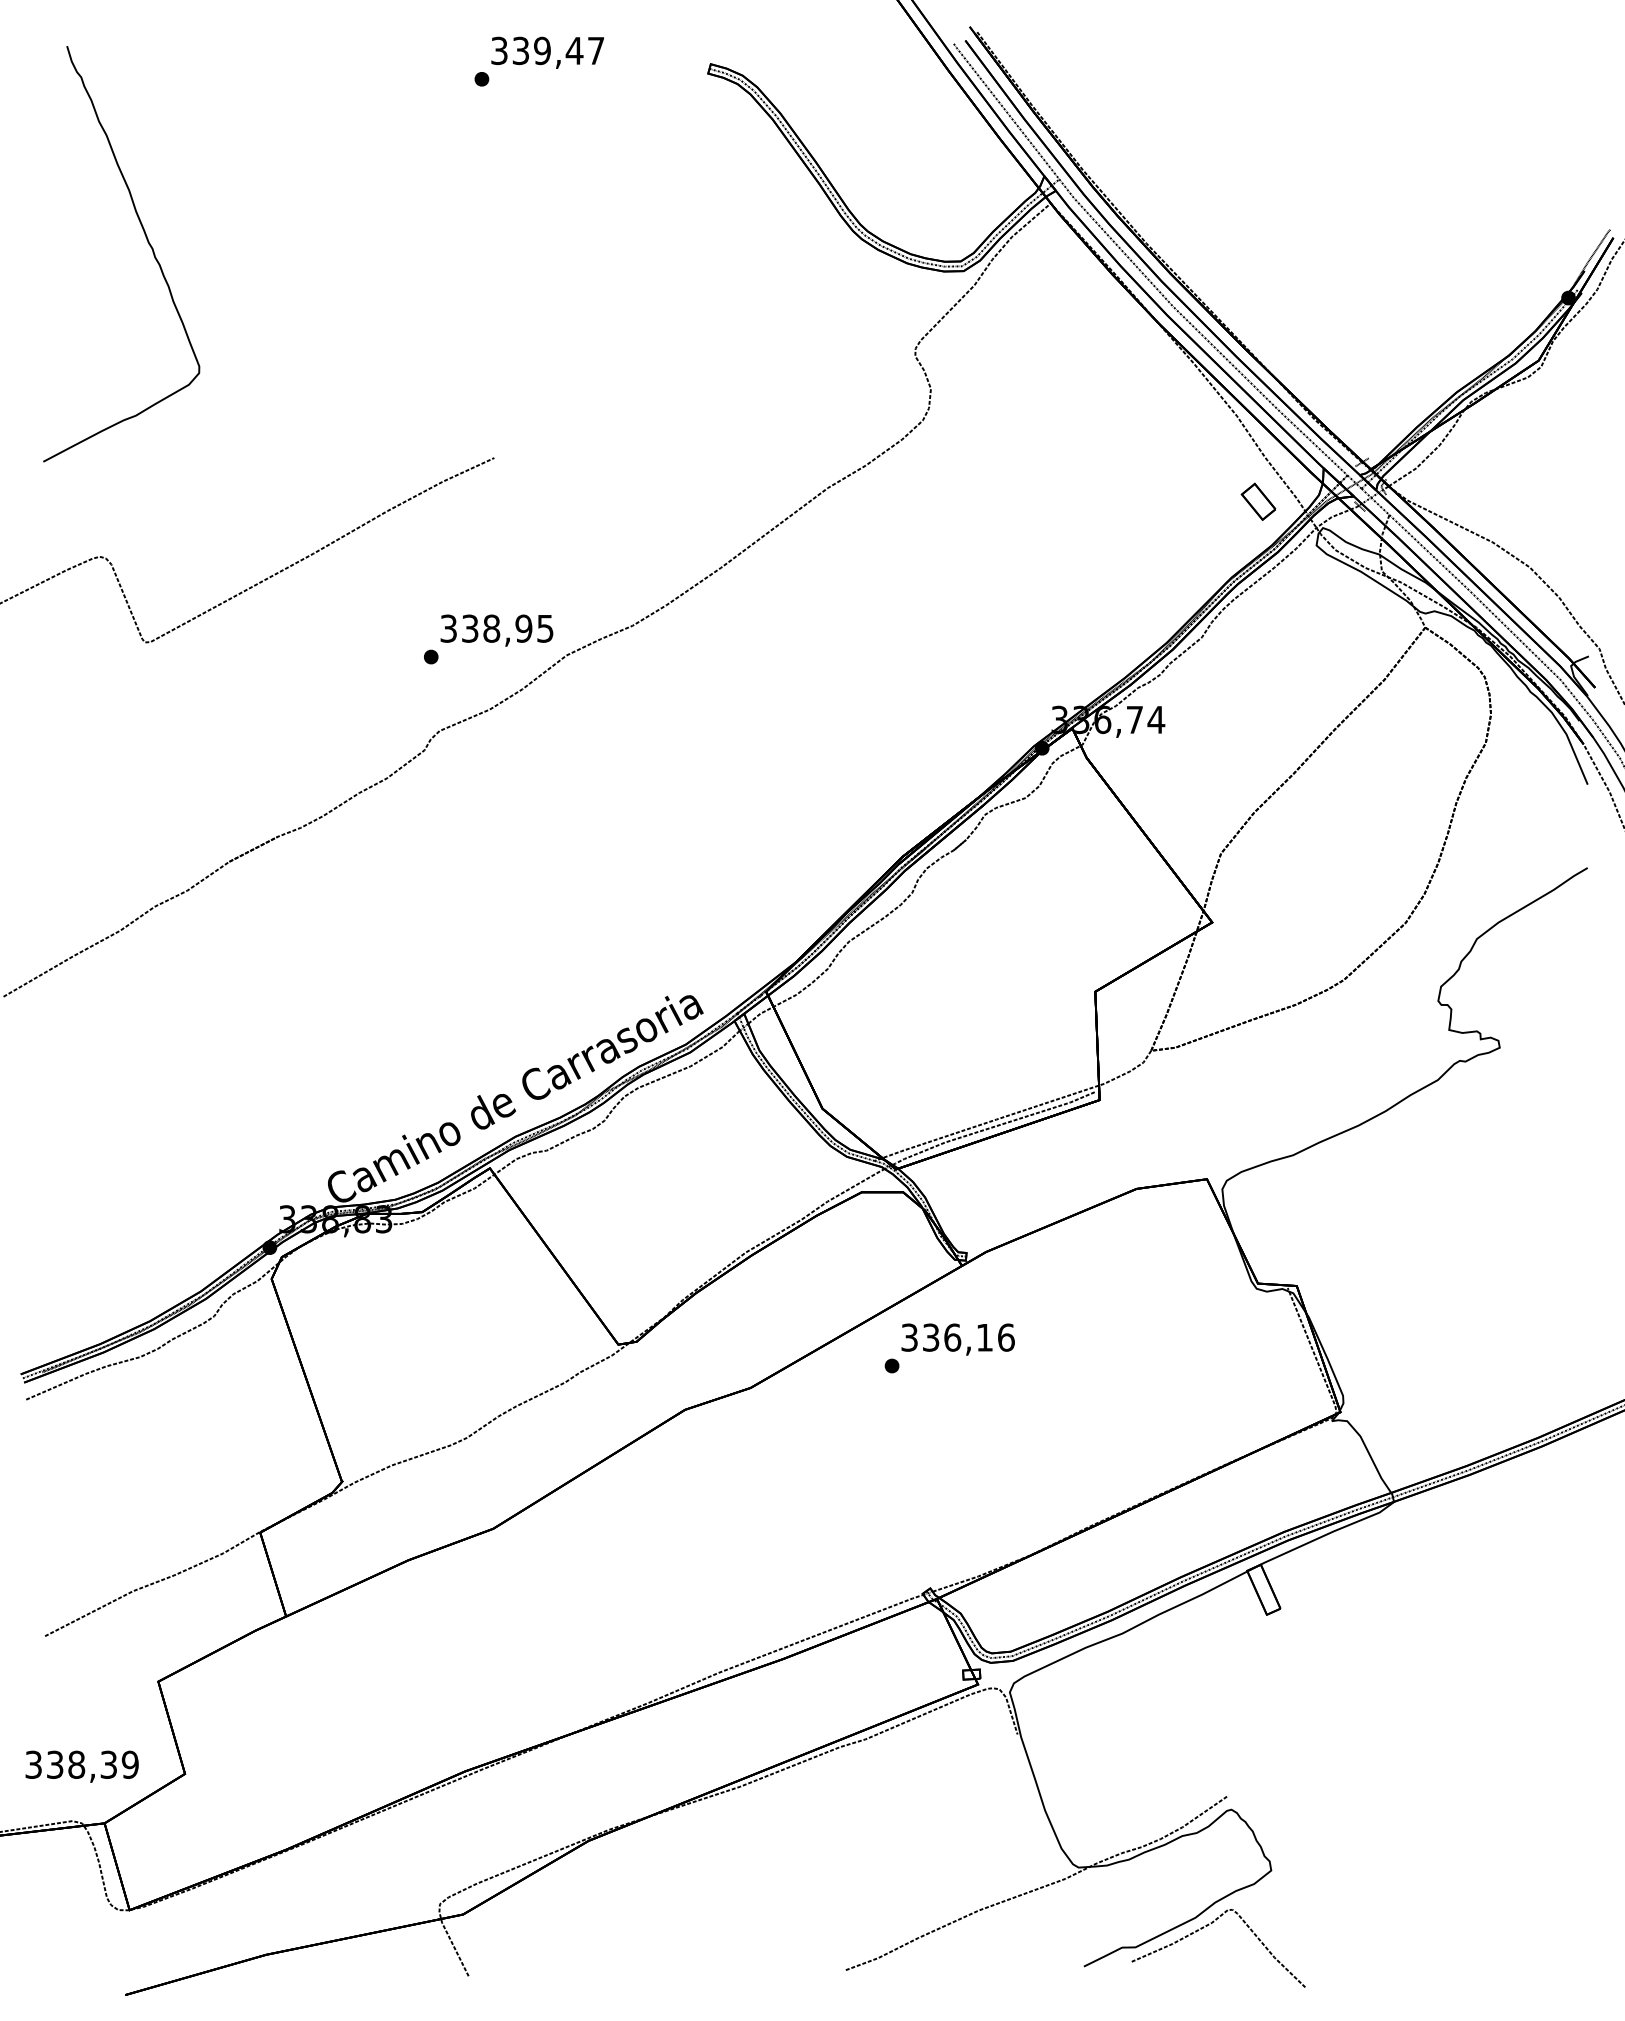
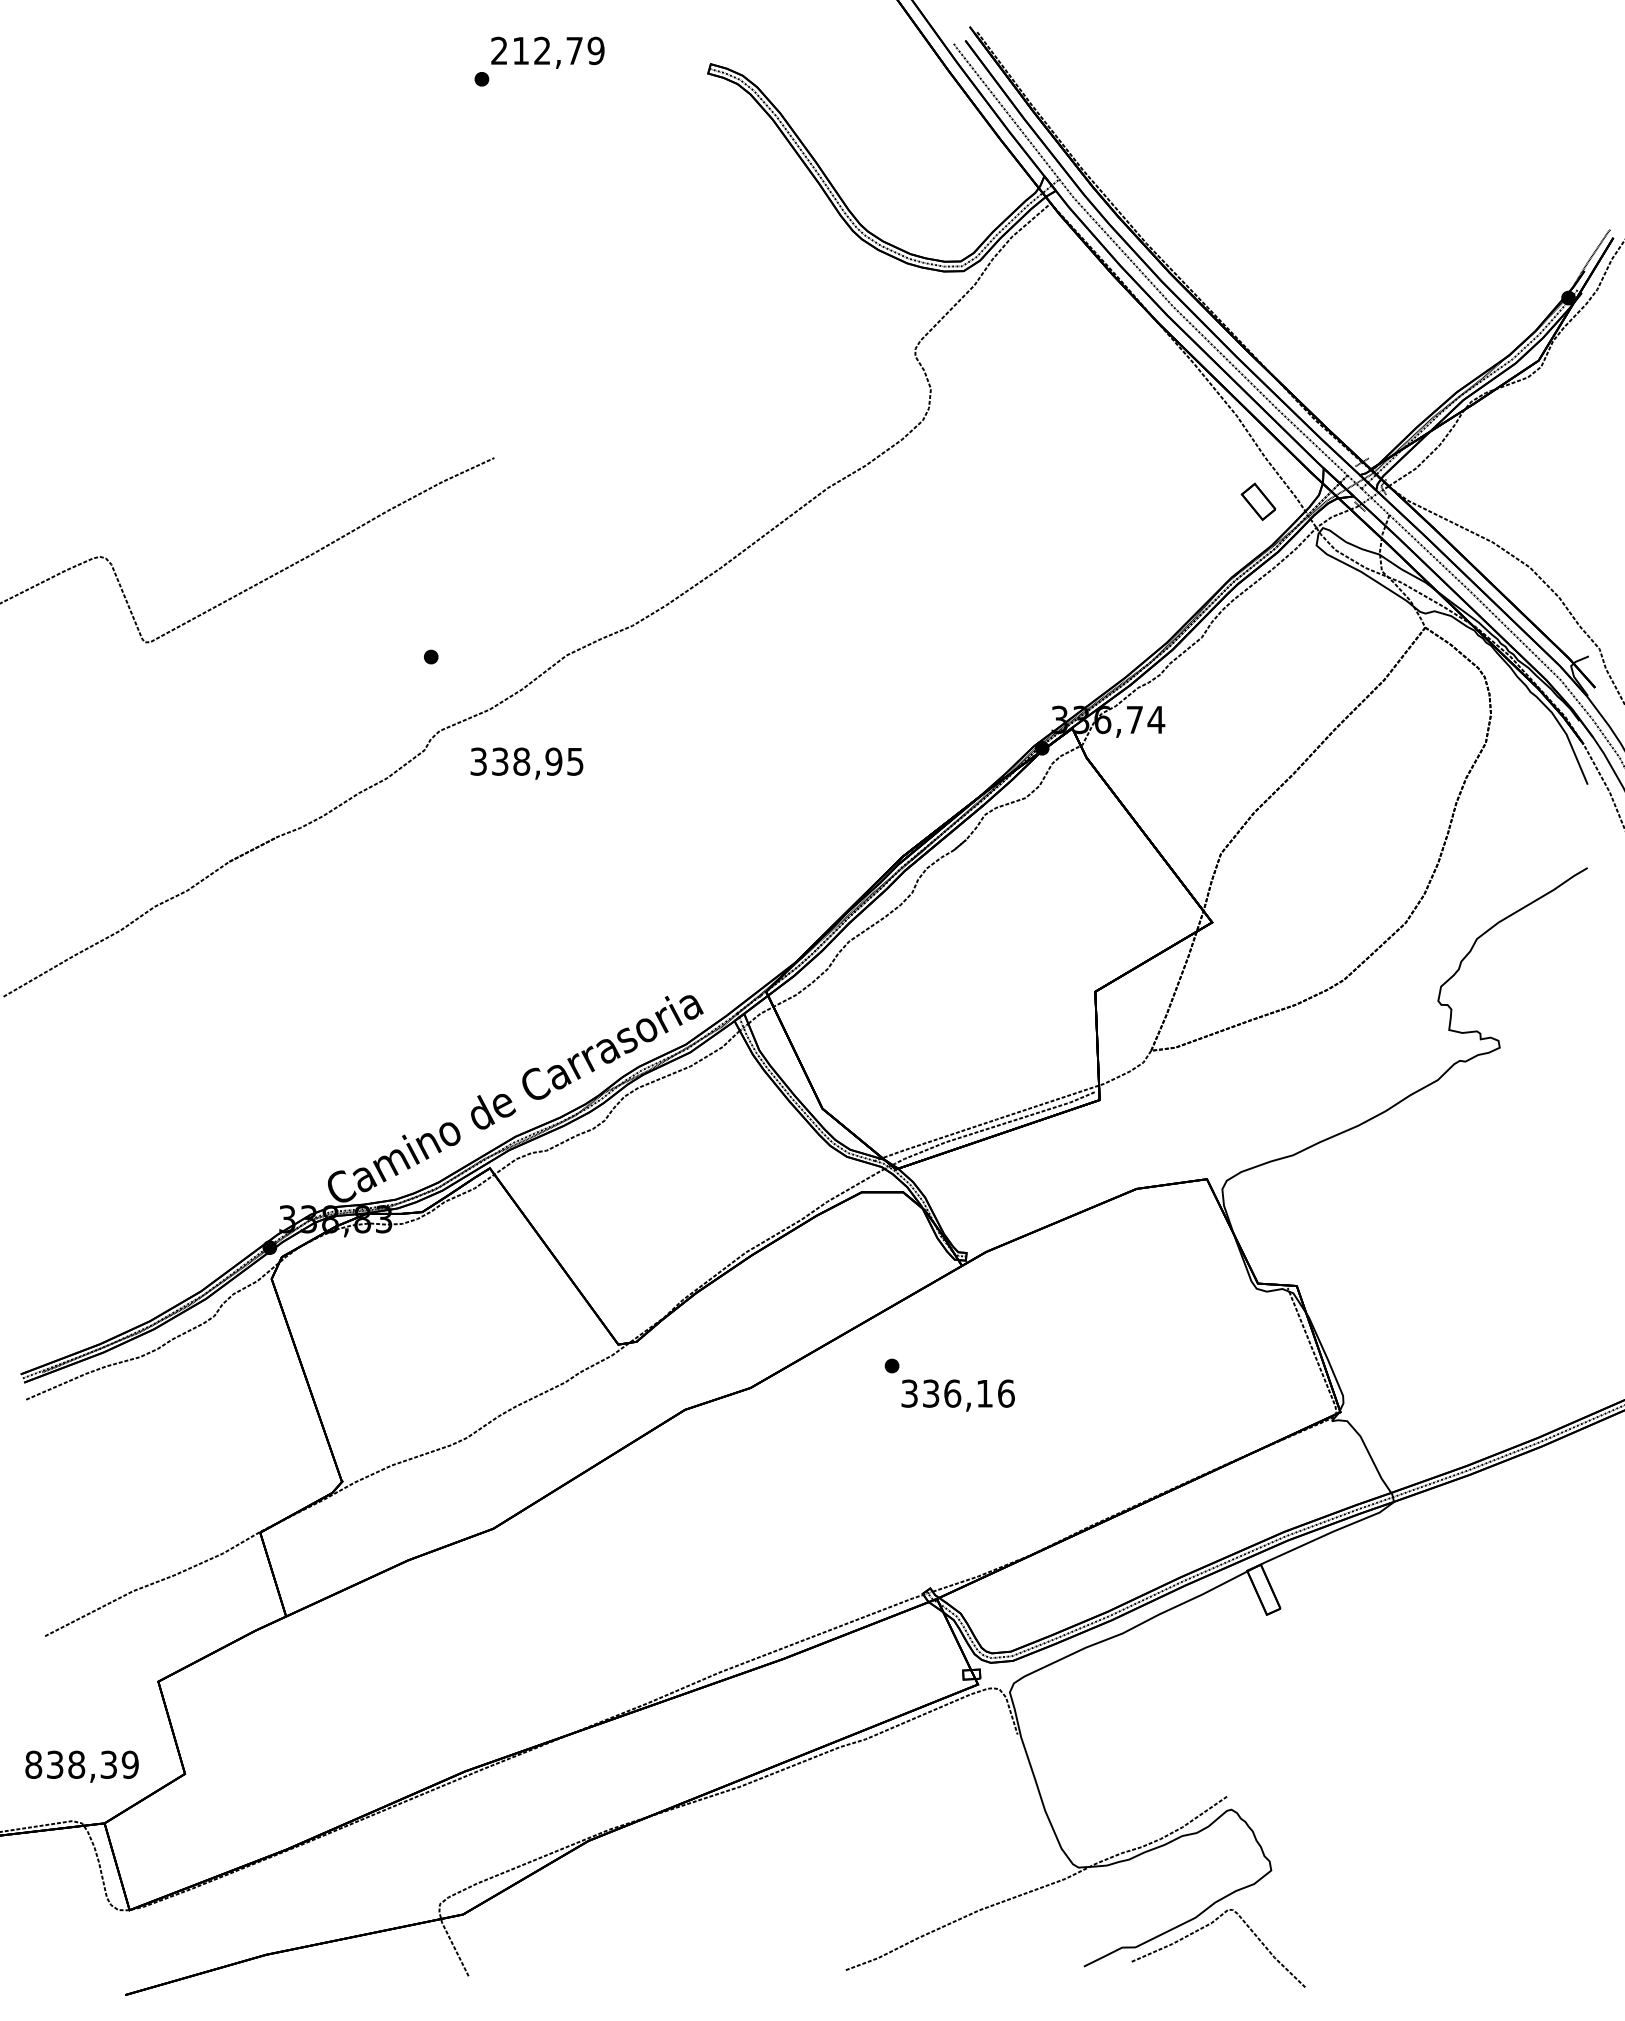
text: 339,47 -> 212,79 (547, 50)
part: present -> none (147, 242)
text position: (496, 630) -> (526, 763) (526, 763)
text position: (957, 1339) -> (957, 1395) (957, 1395)
text: 338,39 -> 838,39 (33, 1764)
